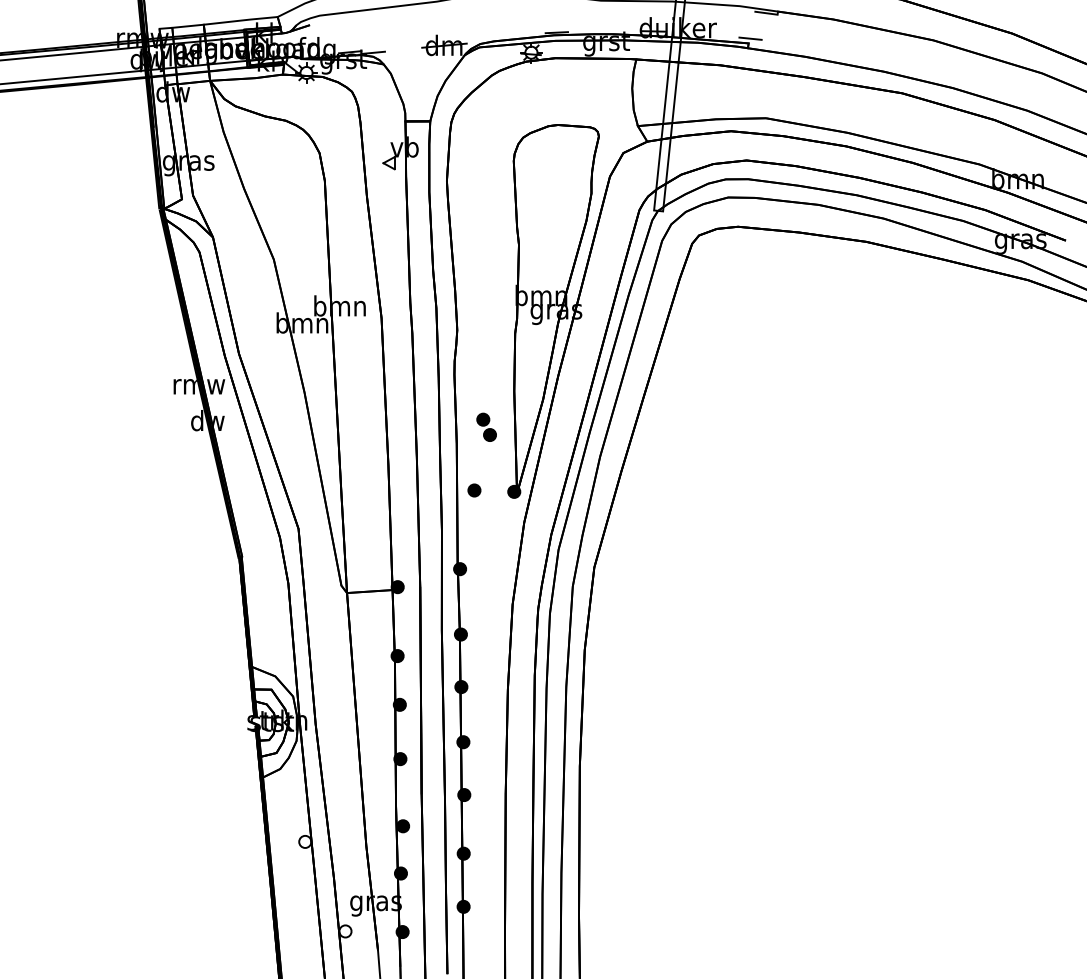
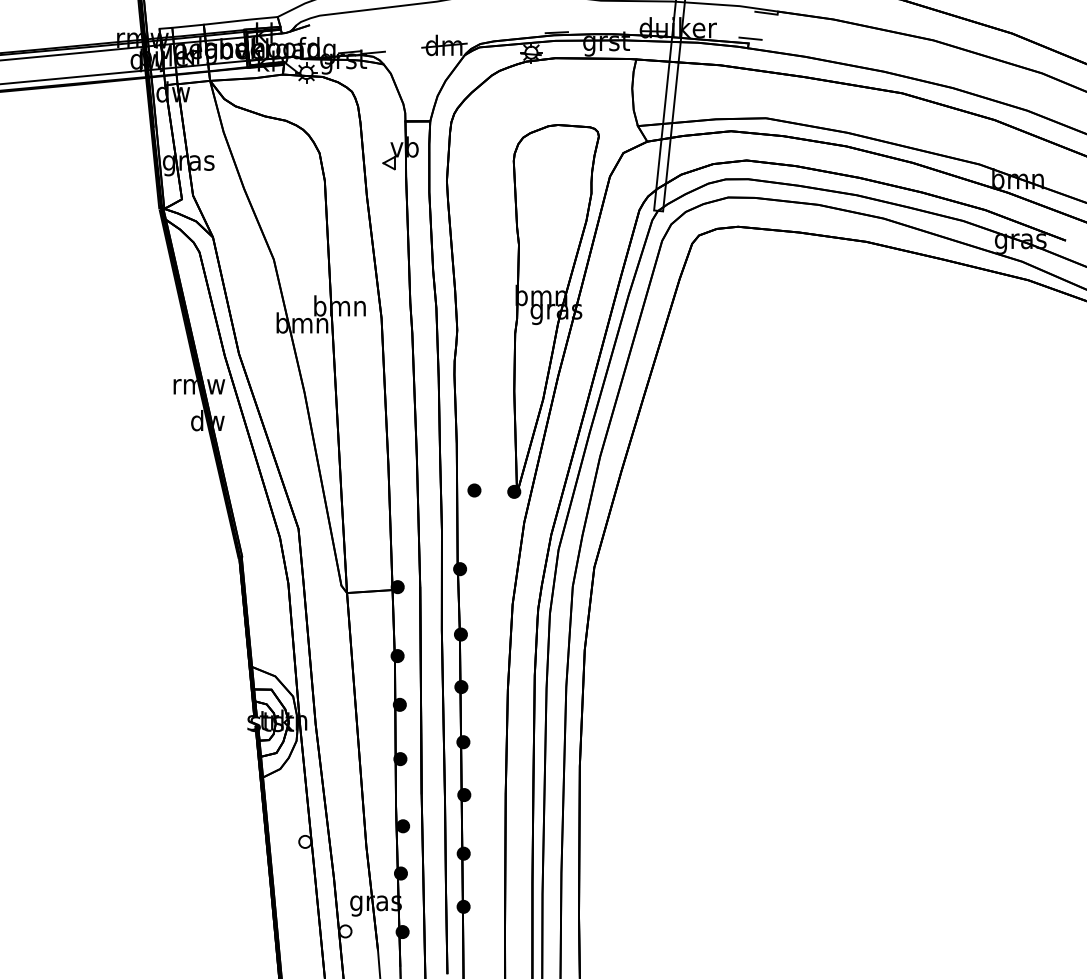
part: present -> none (486, 426)
